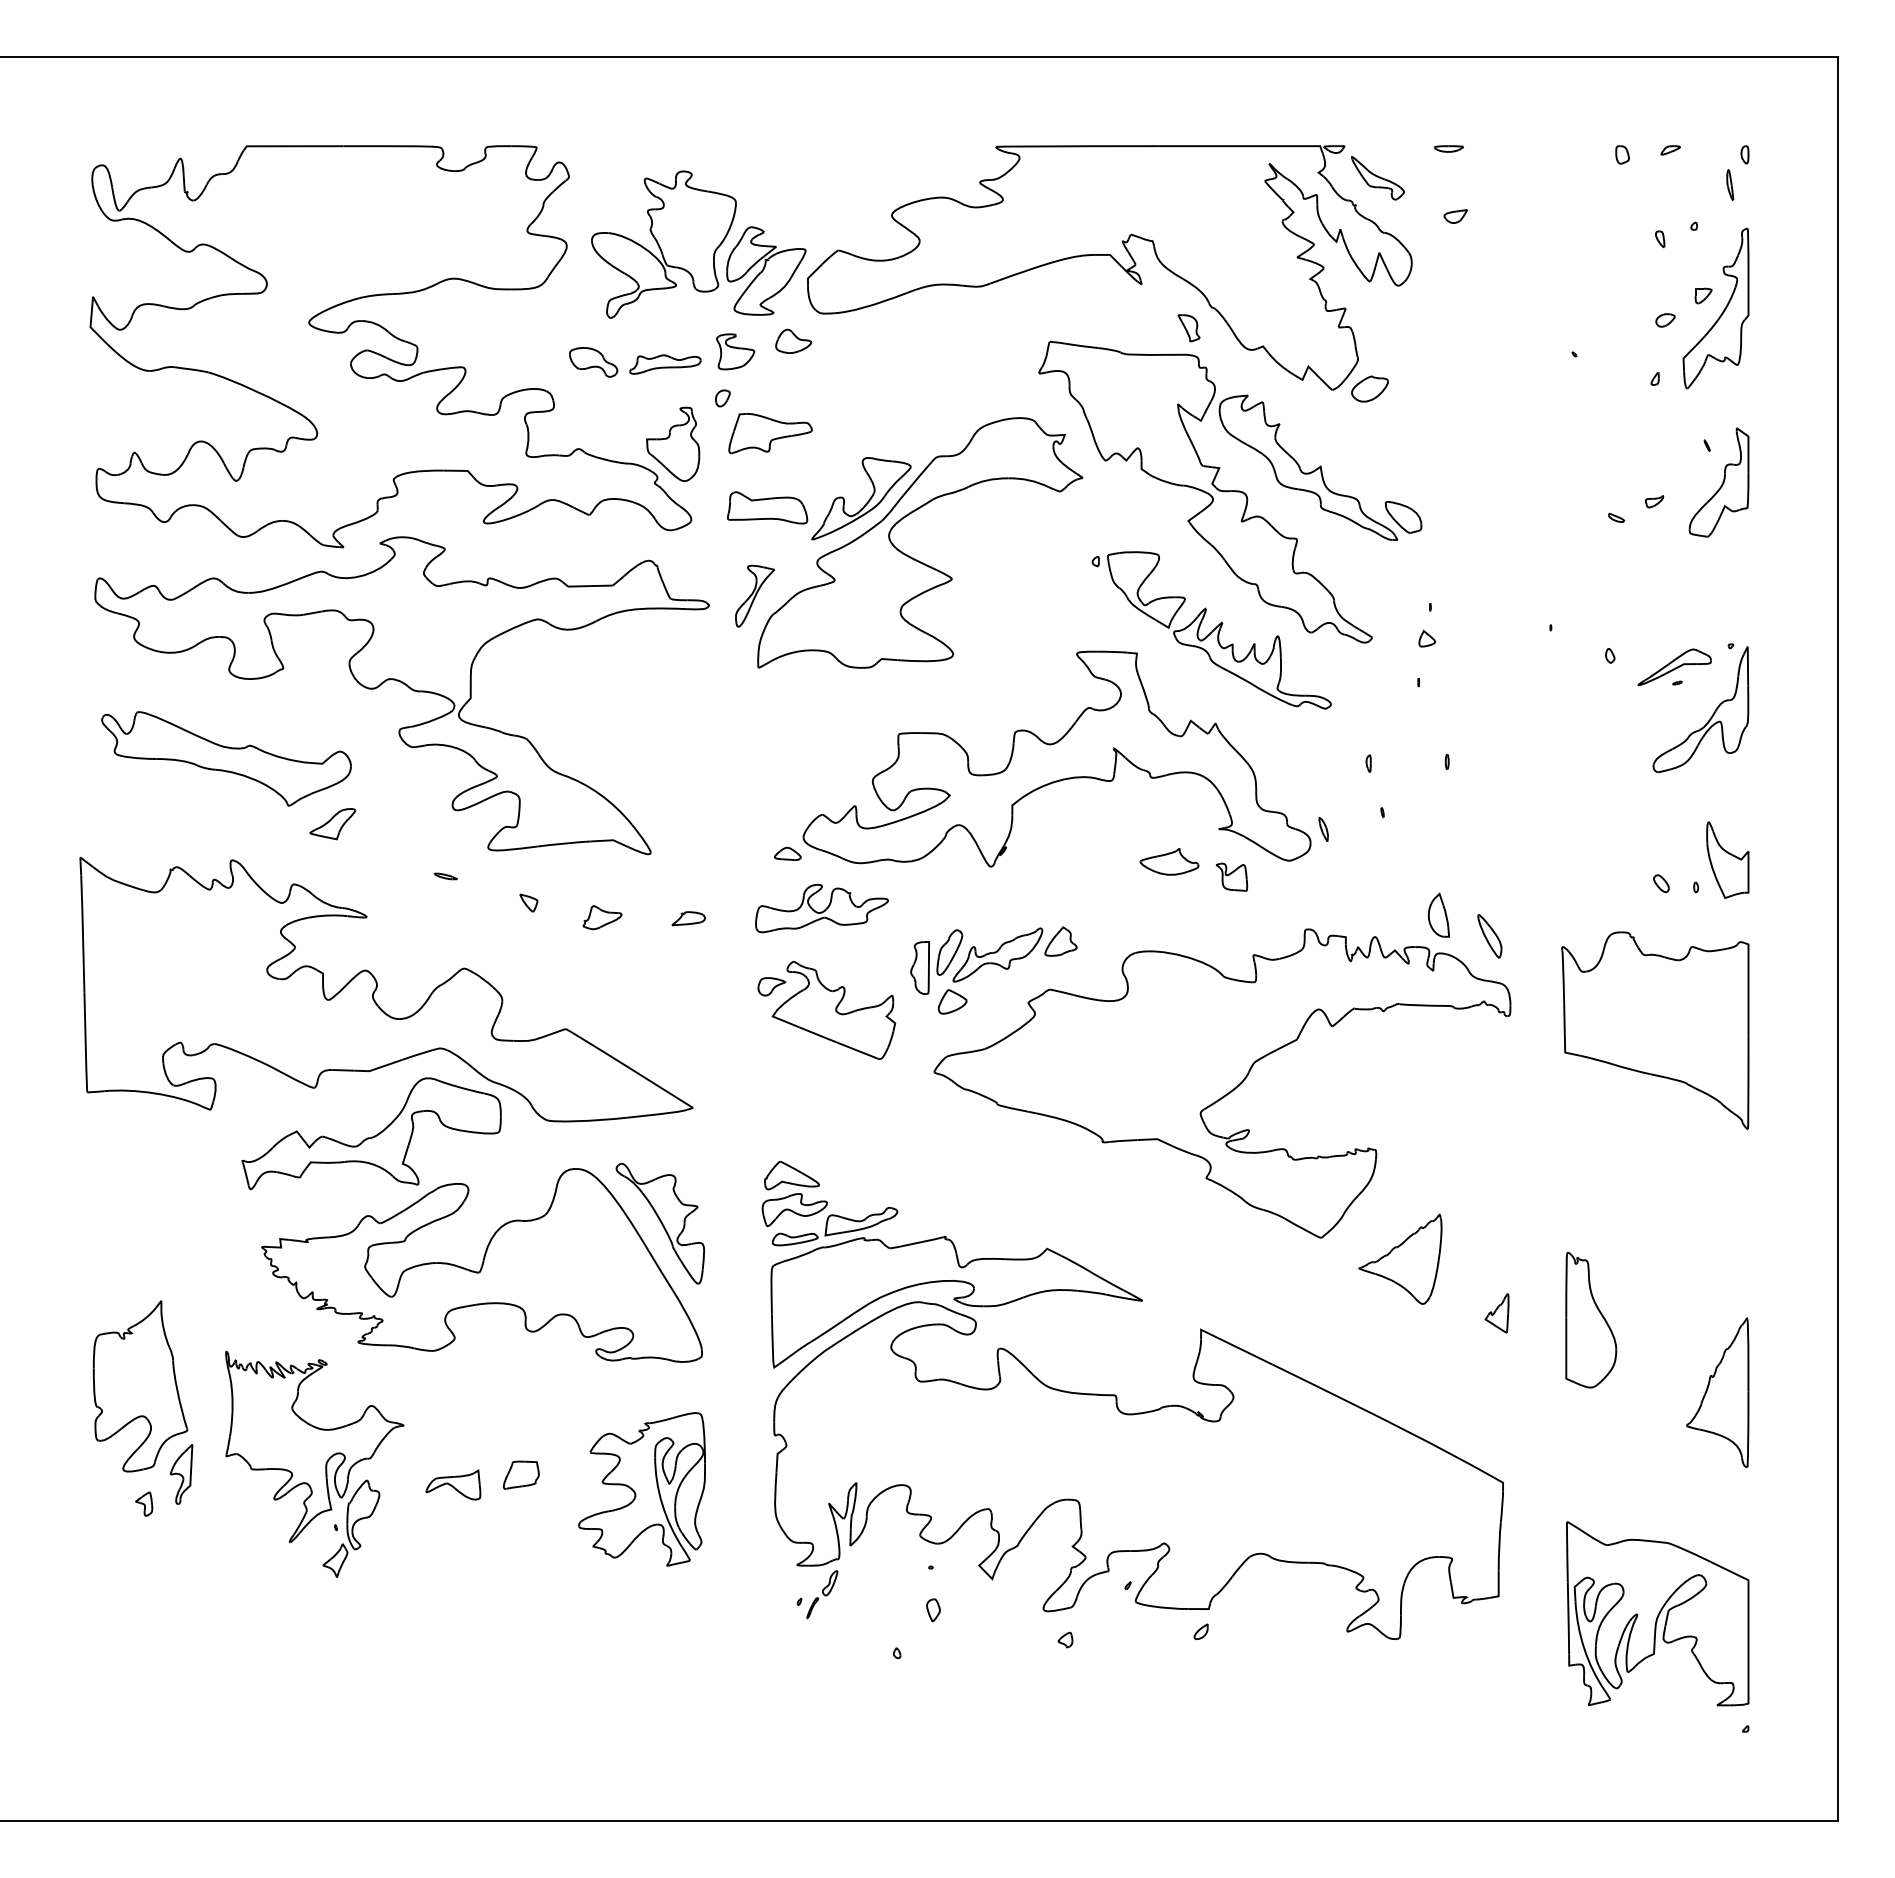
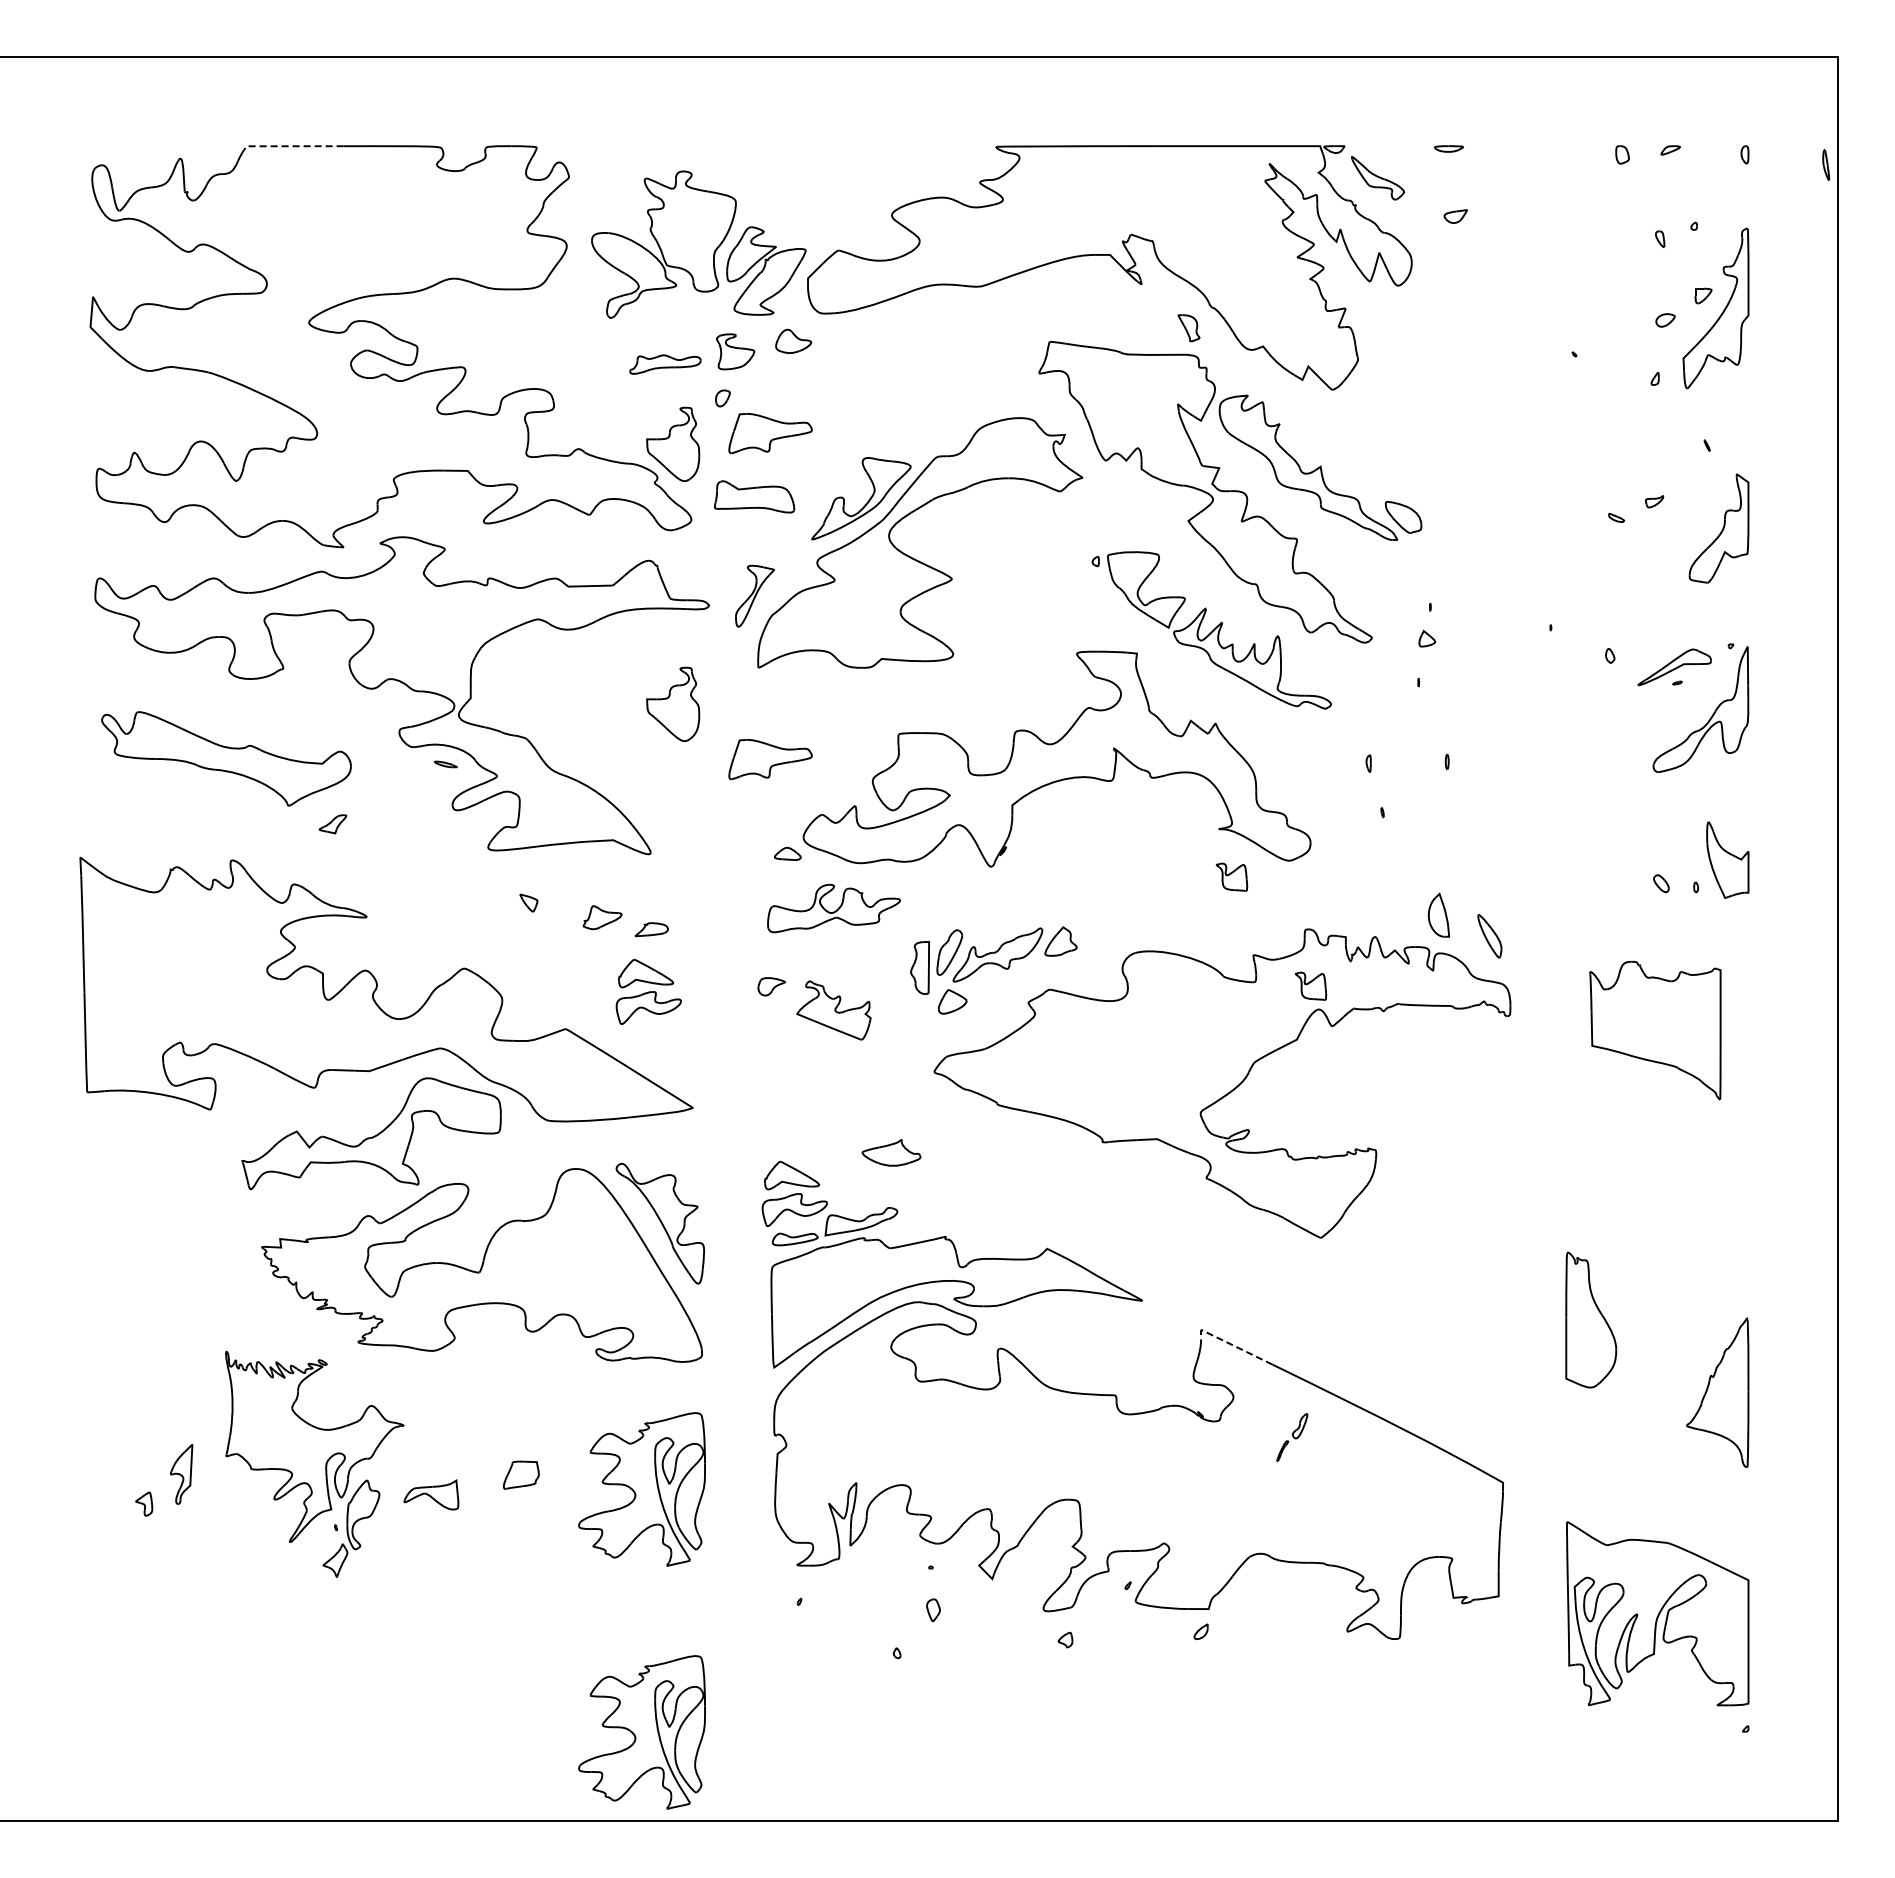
line: solid -> dashed (291, 146)
part position: (1730, 184) -> (1826, 164) (1826, 164)
part: present -> none (593, 362)
part: present -> none (1369, 388)
part position: (1718, 482) -> (1718, 528) (1718, 528)
part position: (767, 507) -> (754, 496) (754, 496)
part: none -> present (673, 704)
part: none -> present (770, 759)
part size: 48x33 px -> 30x21 px (332, 824)
part: present -> none (1323, 829)
part position: (1169, 861) -> (891, 1152) (891, 1152)
part position: (445, 876) -> (445, 764) (445, 764)
part position: (821, 908) -> (833, 908) (833, 908)
part position: (688, 918) -> (651, 929) (651, 929)
part: none -> present (1310, 985)
part: none -> present (648, 991)
part size: 126x99 px -> 76x61 px (833, 1010)
part size: 189x199 px -> 133x141 px (1655, 1030)
part: present -> none (1400, 1258)
part: present -> none (1496, 1313)
line: solid -> dashed (1231, 1344)
part: present -> none (140, 1386)
part position: (453, 1484) -> (431, 1494) (431, 1494)
part position: (822, 1594) -> (1292, 1437) (1292, 1437)
part: none -> present (641, 1732)
